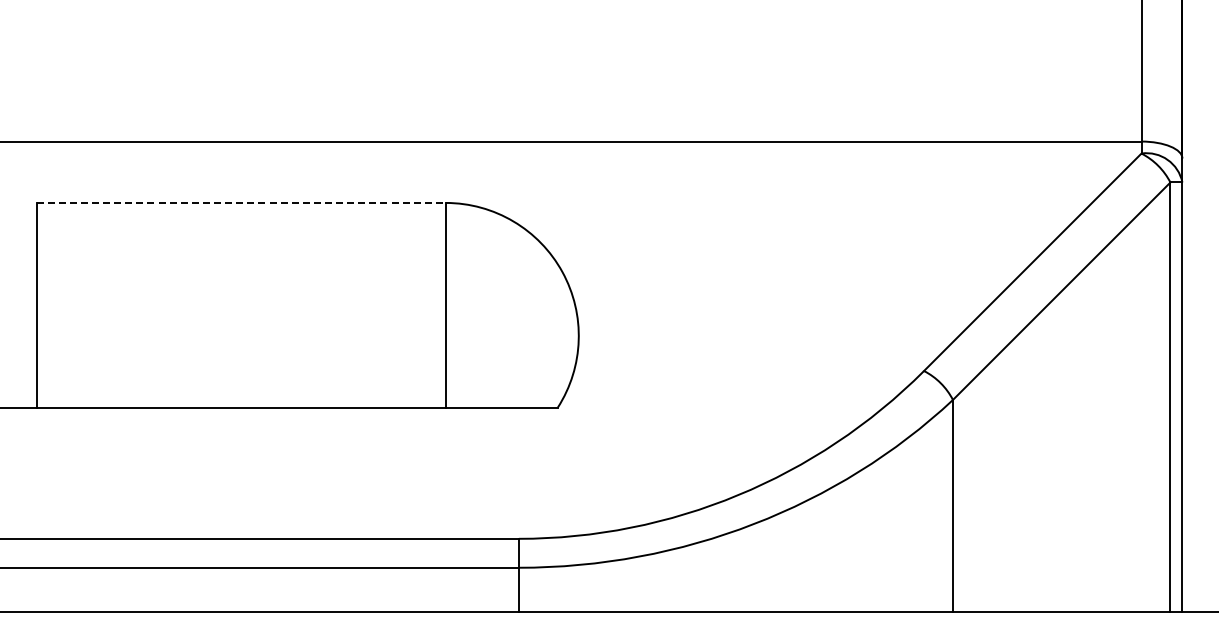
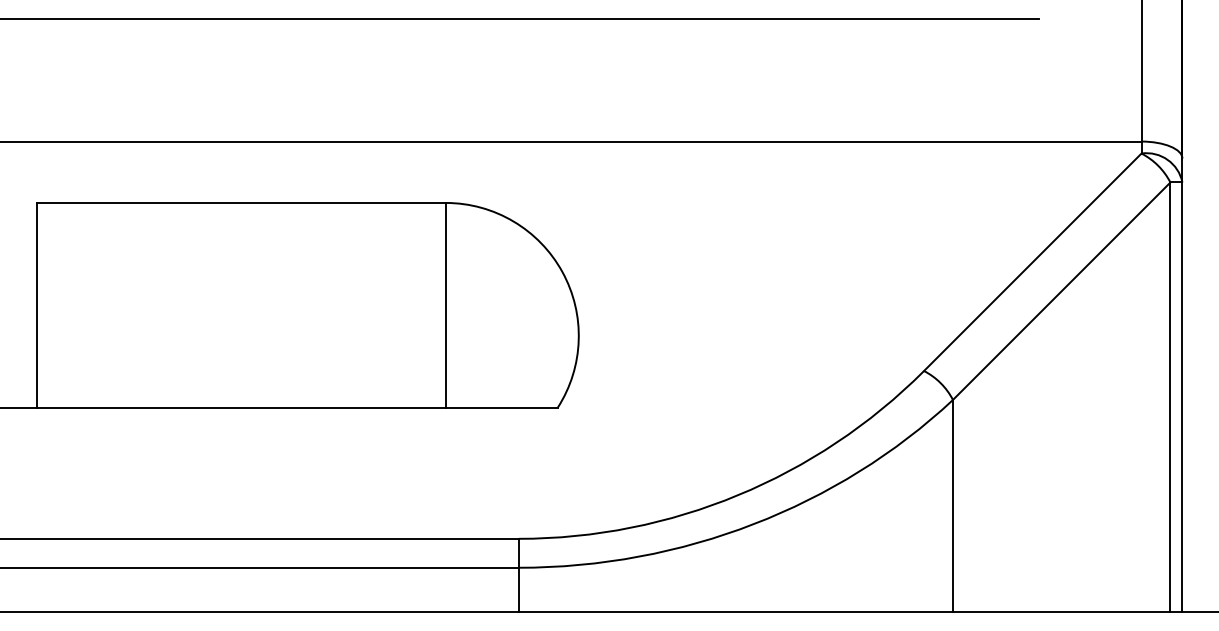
line: none -> present (520, 18)
line: dashed -> solid (241, 202)
